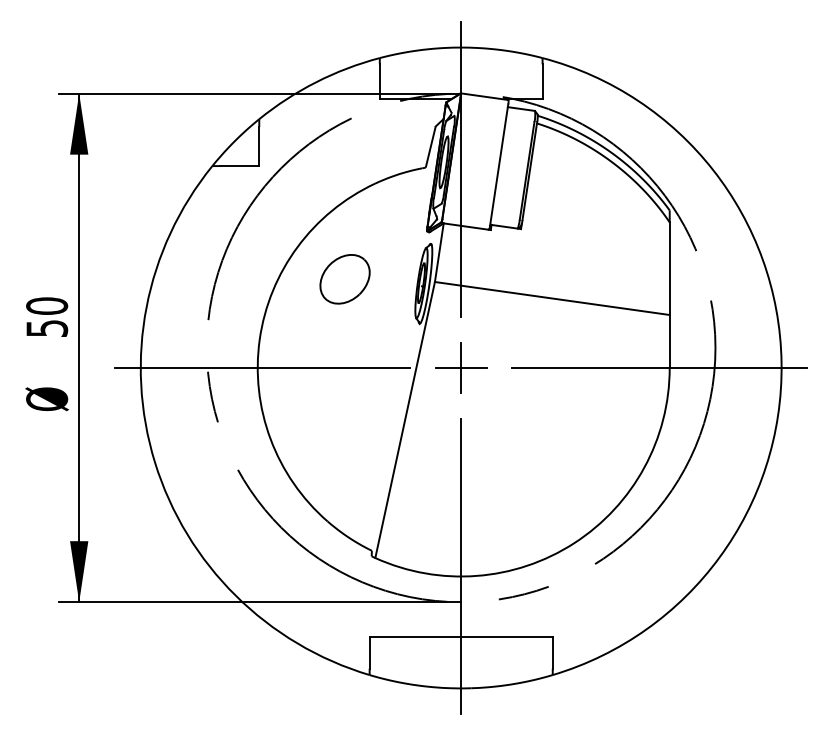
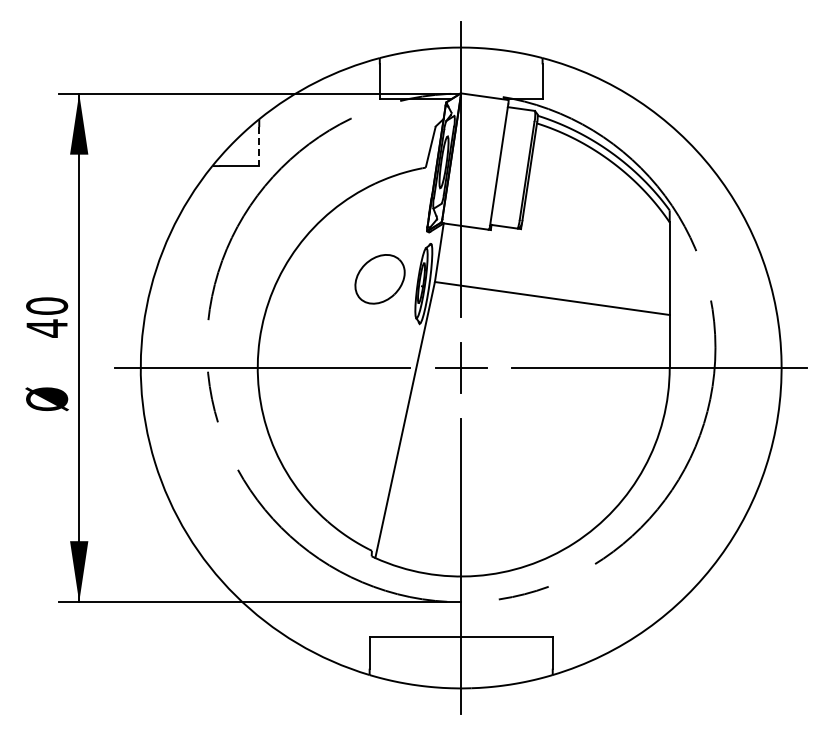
line: solid -> dashed (259, 147)
part position: (344, 279) -> (379, 279) (379, 279)
text: 50 -> 40 (47, 328)
